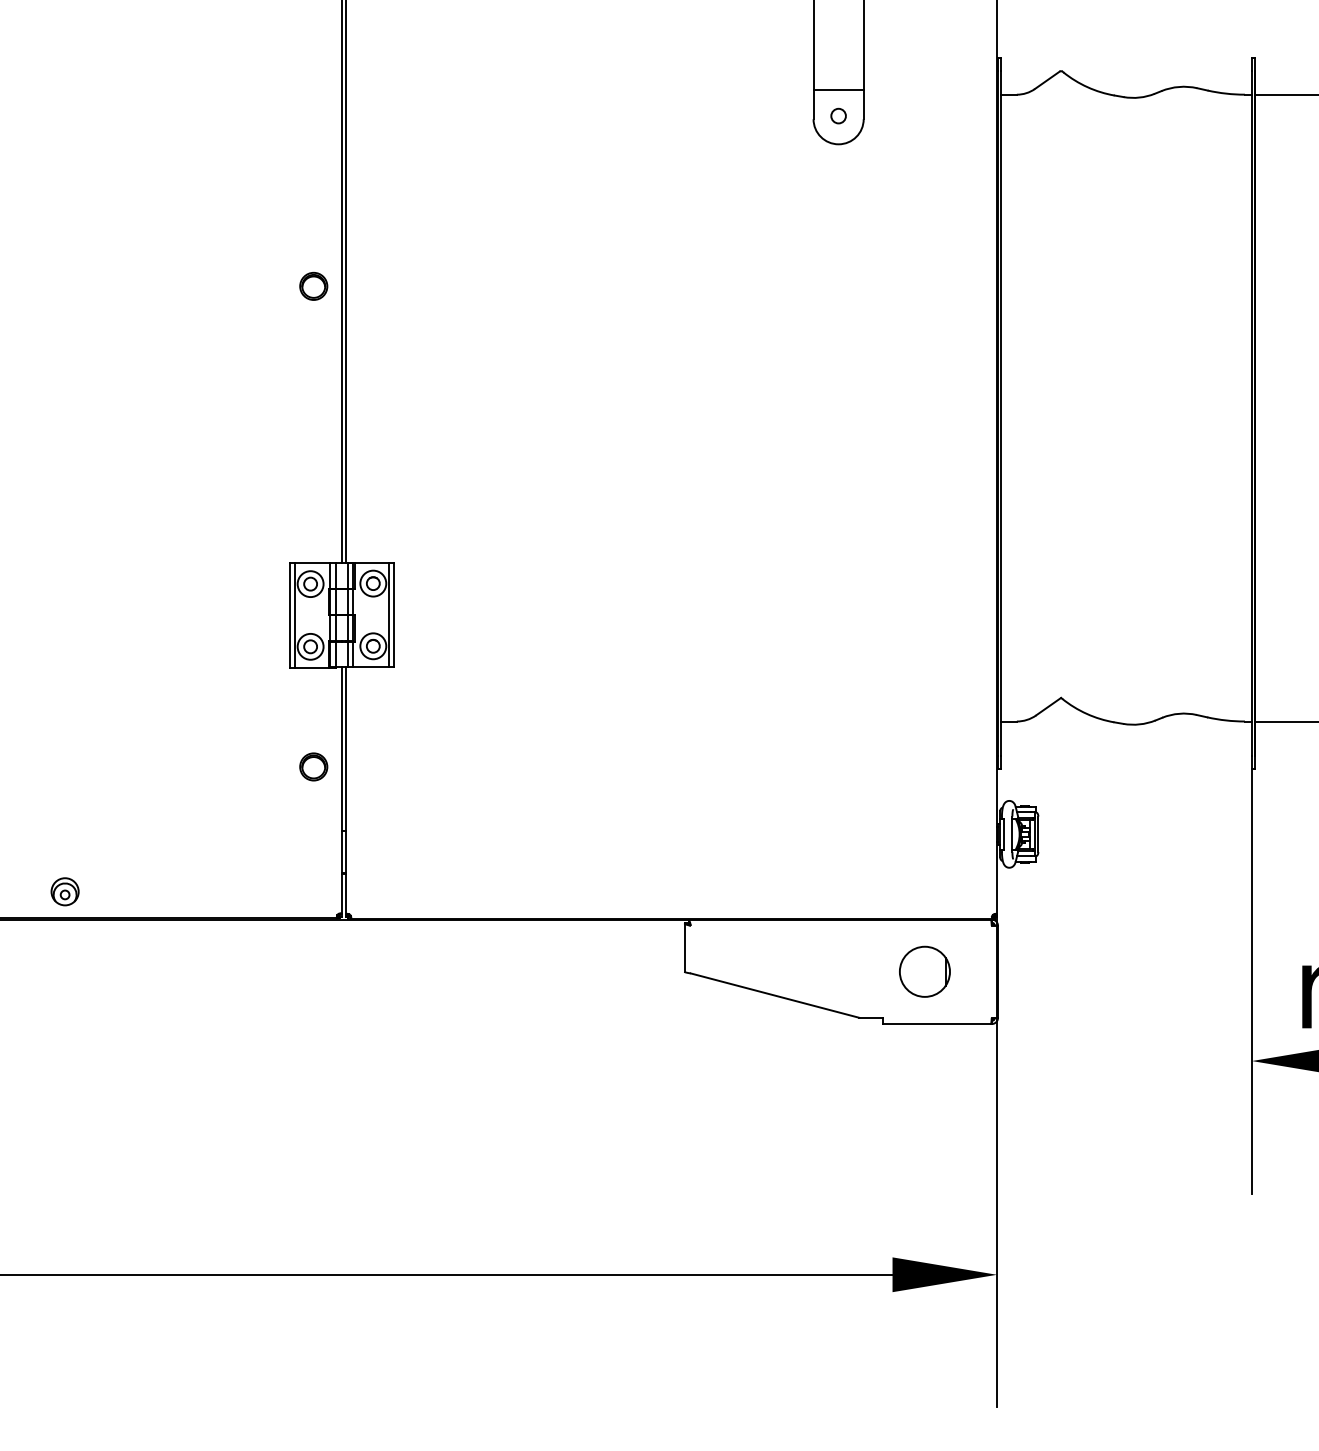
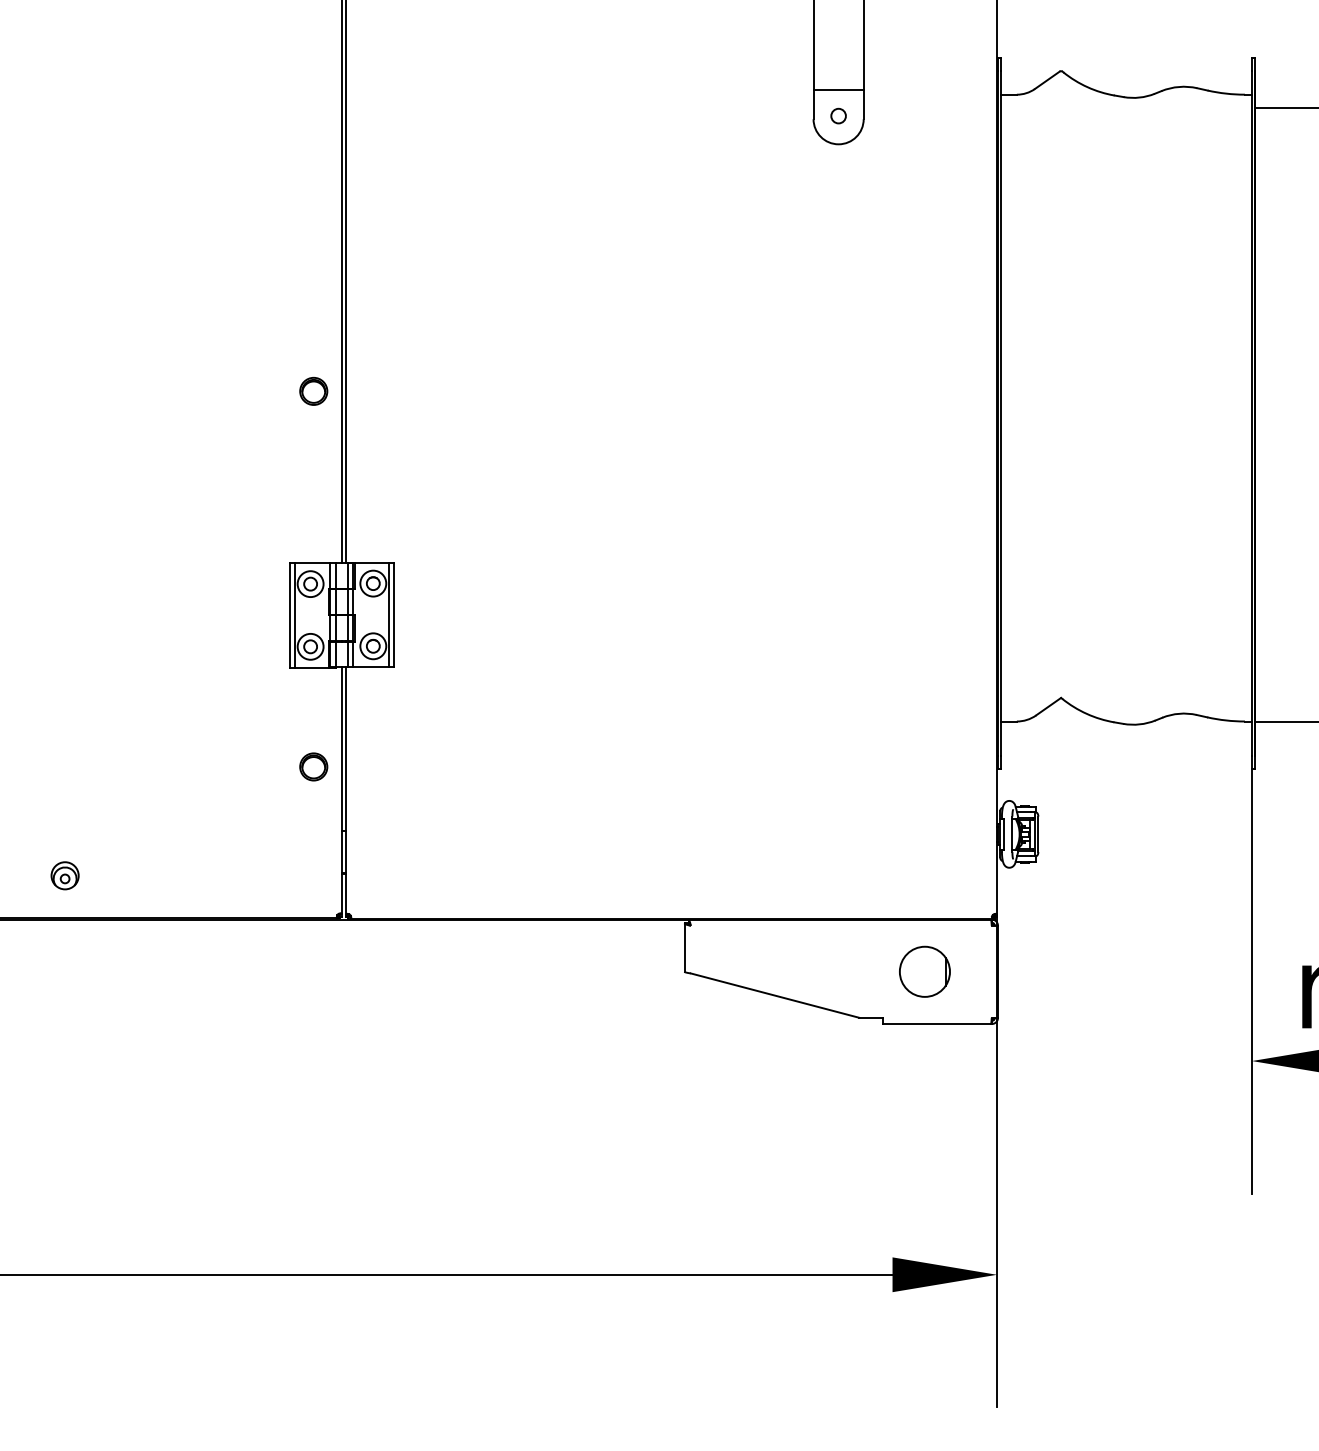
line position: (1285, 94) -> (1285, 107) (1285, 107)
part position: (313, 285) -> (313, 390) (313, 390)
part position: (64, 891) -> (64, 875) (64, 875)
